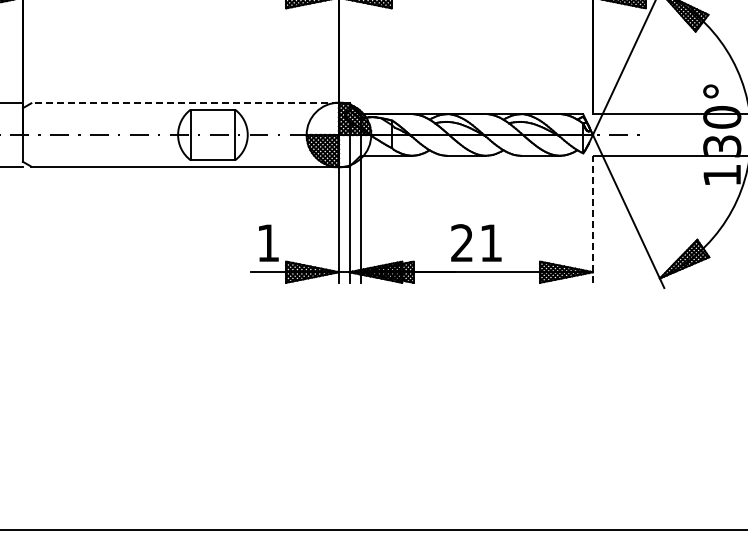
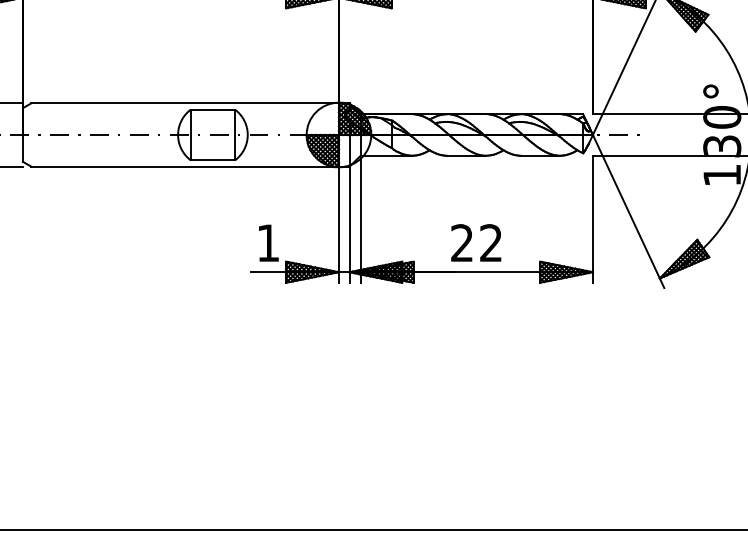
line: dashed -> solid (185, 103)
line: dashed -> solid (592, 218)
text: 21 -> 22 (490, 242)
